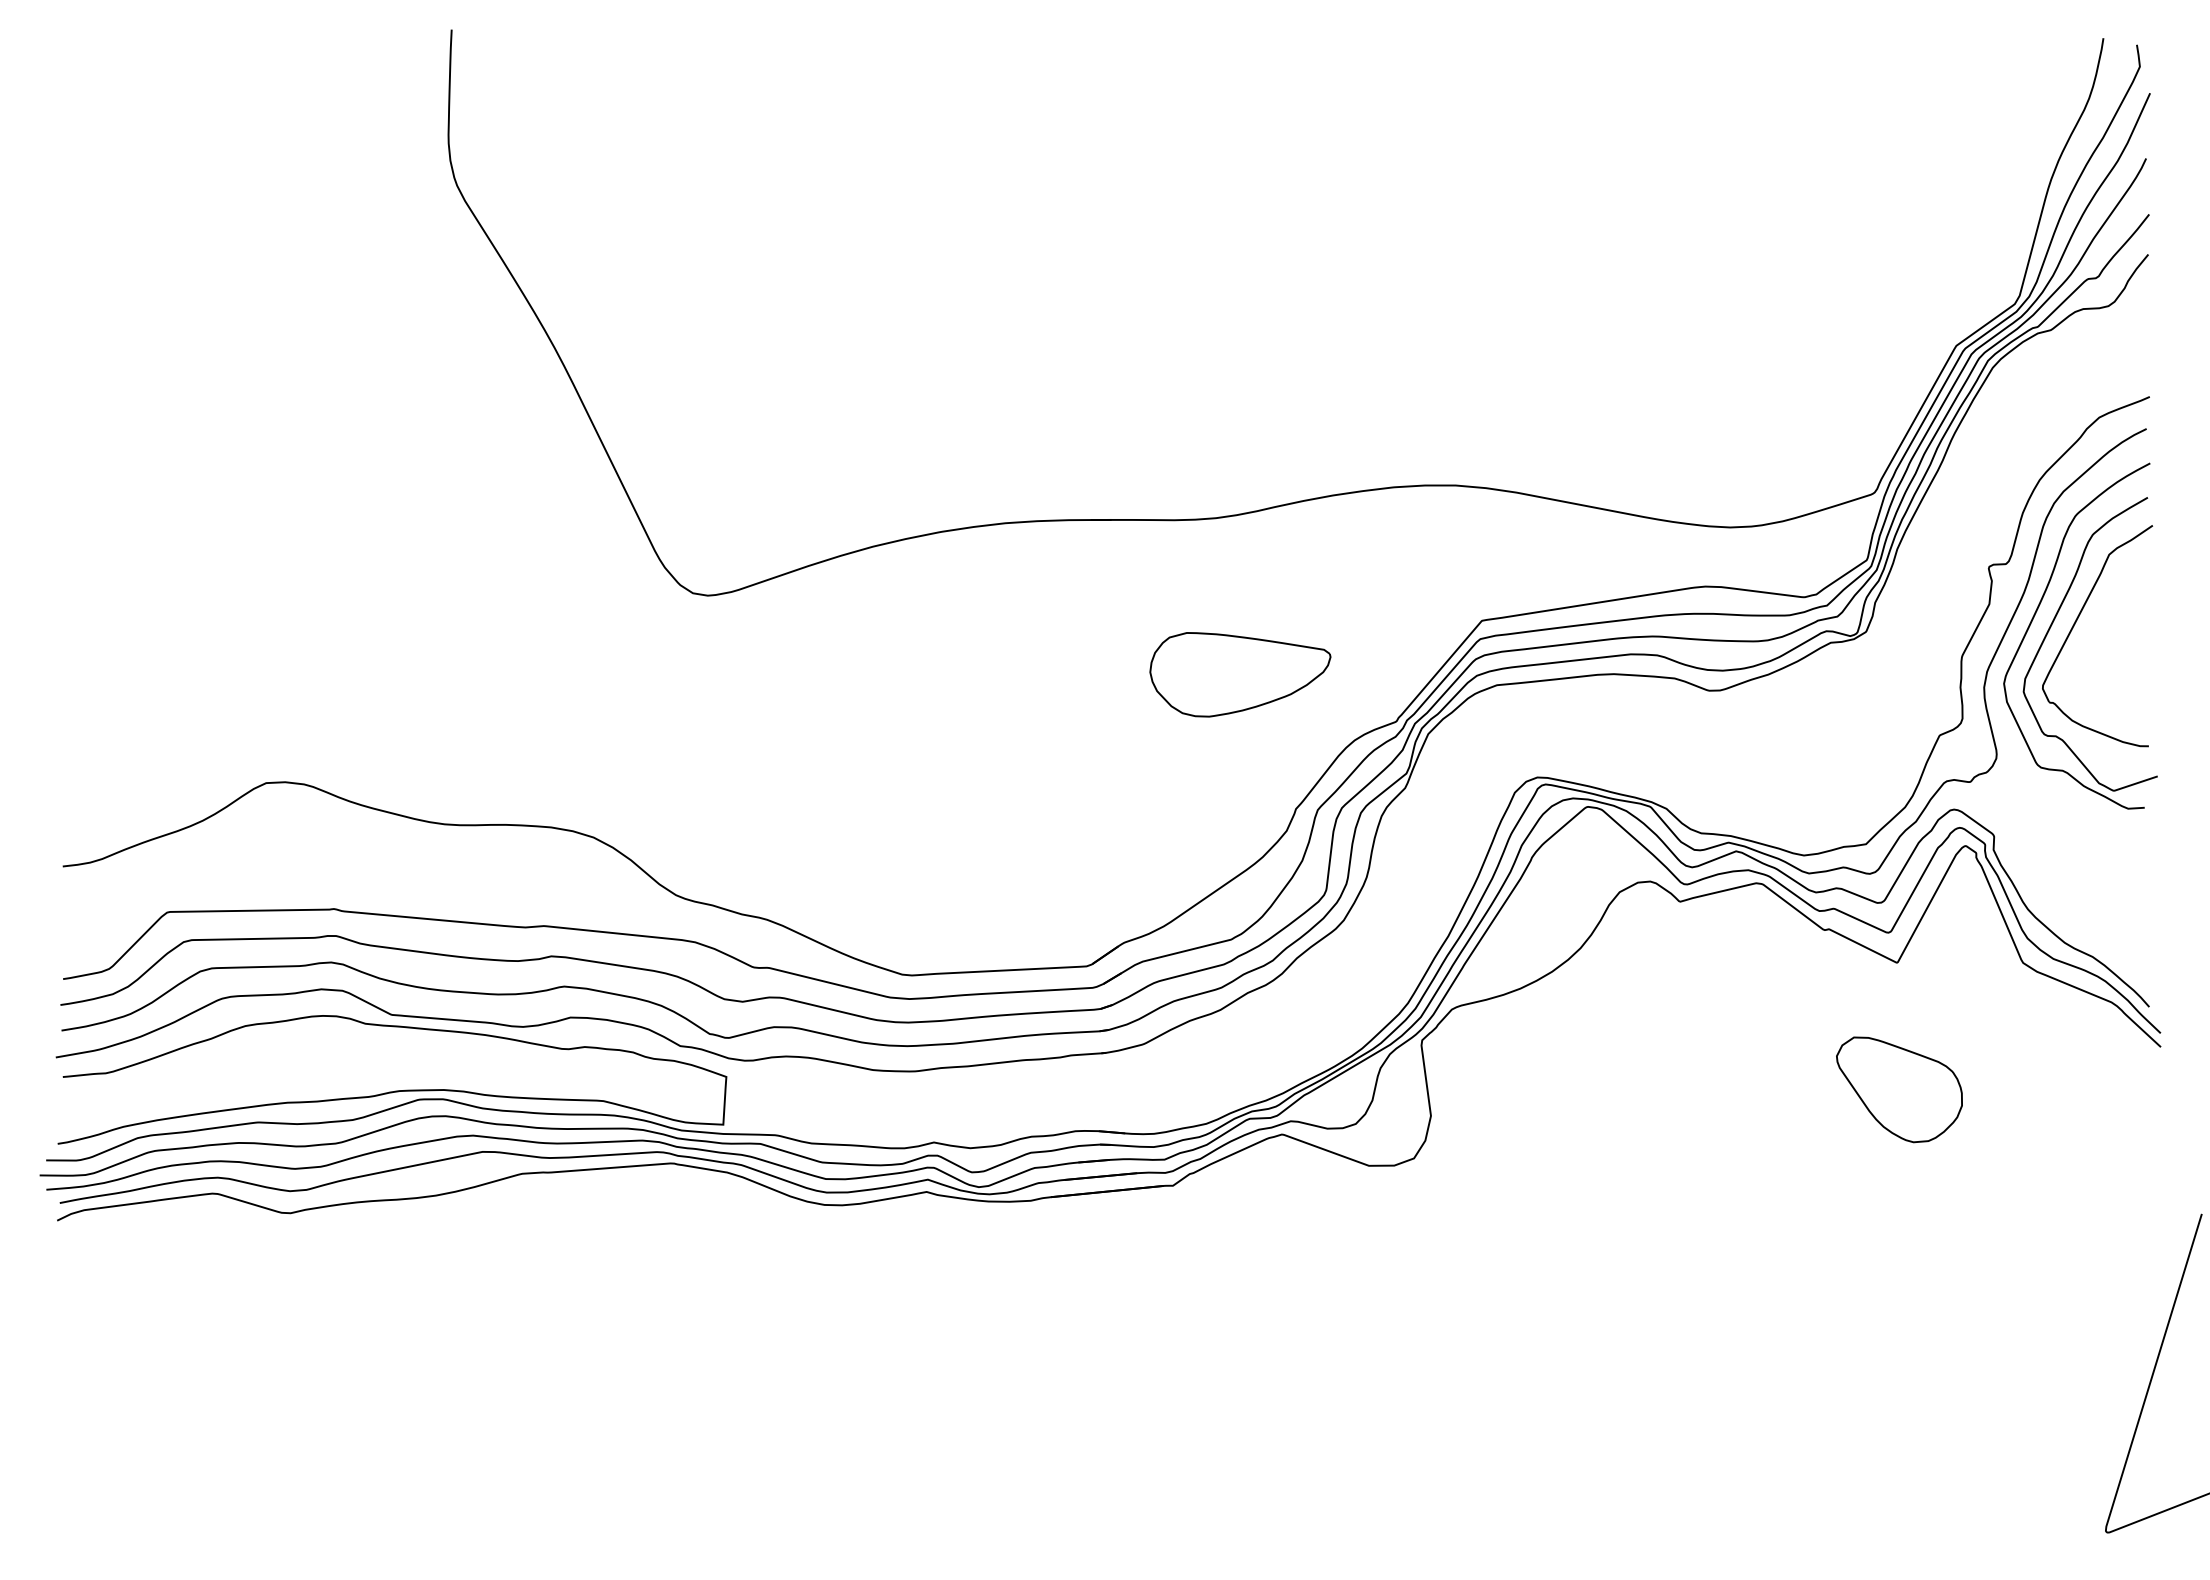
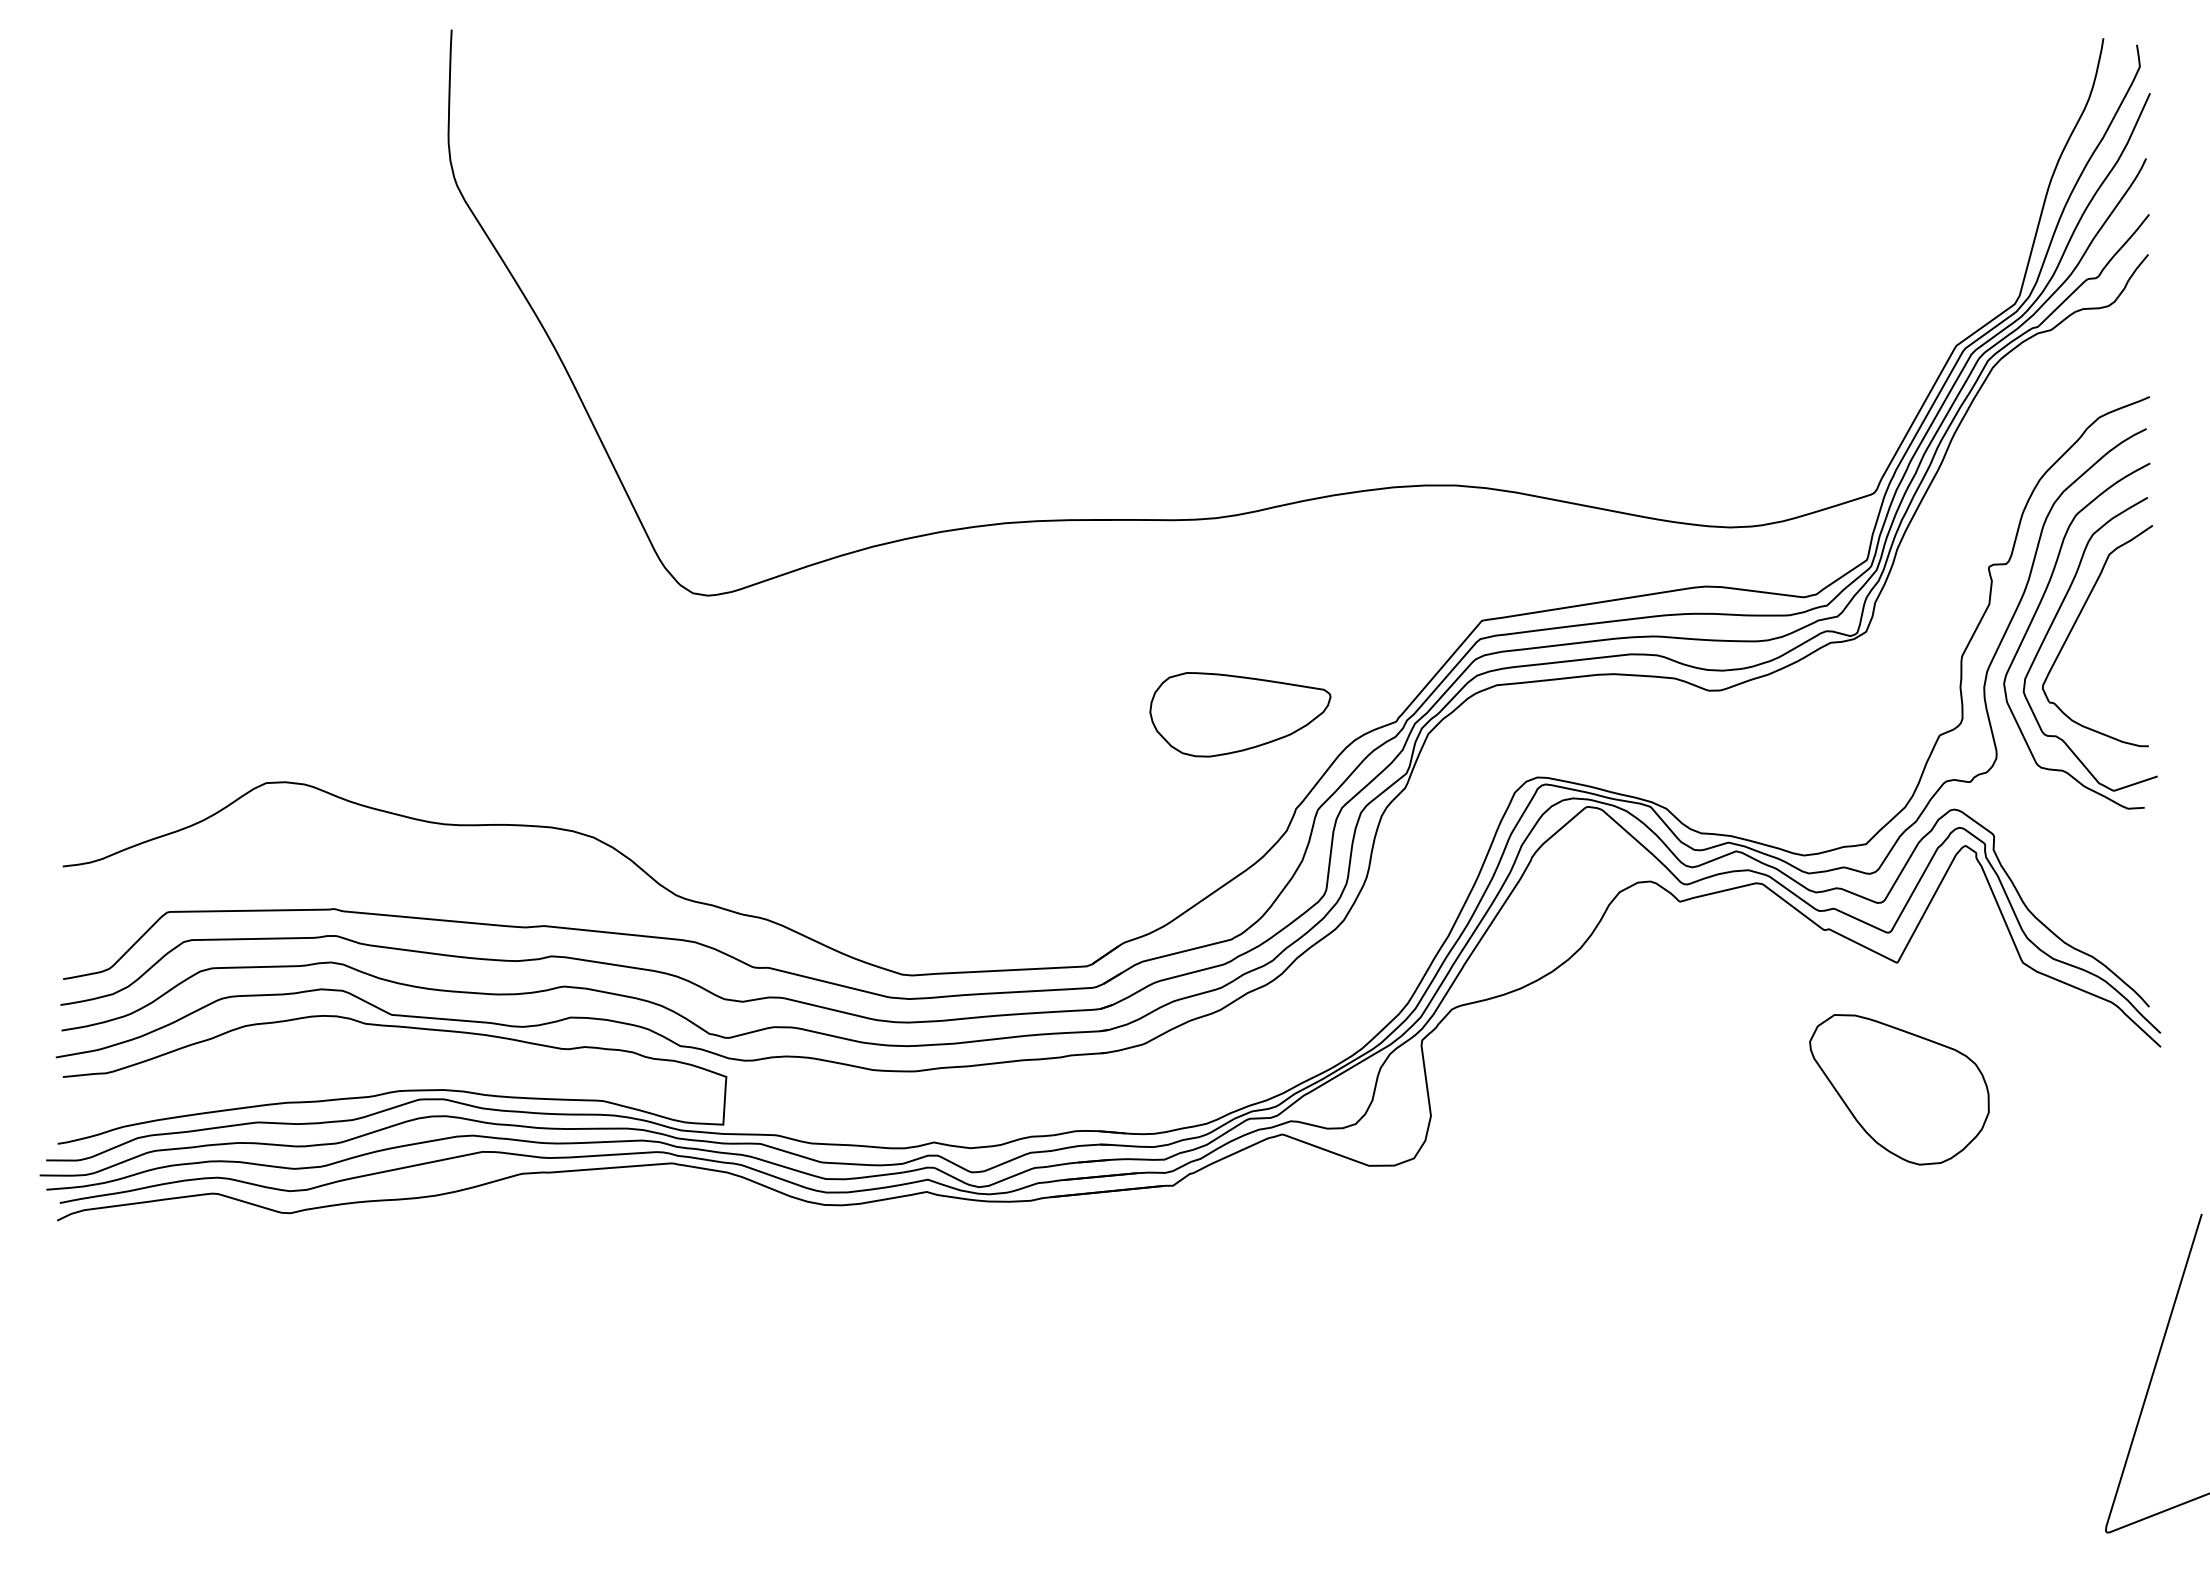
part position: (1240, 674) -> (1240, 714) (1240, 714)
part size: 127x108 px -> 181x152 px (1899, 1089)
